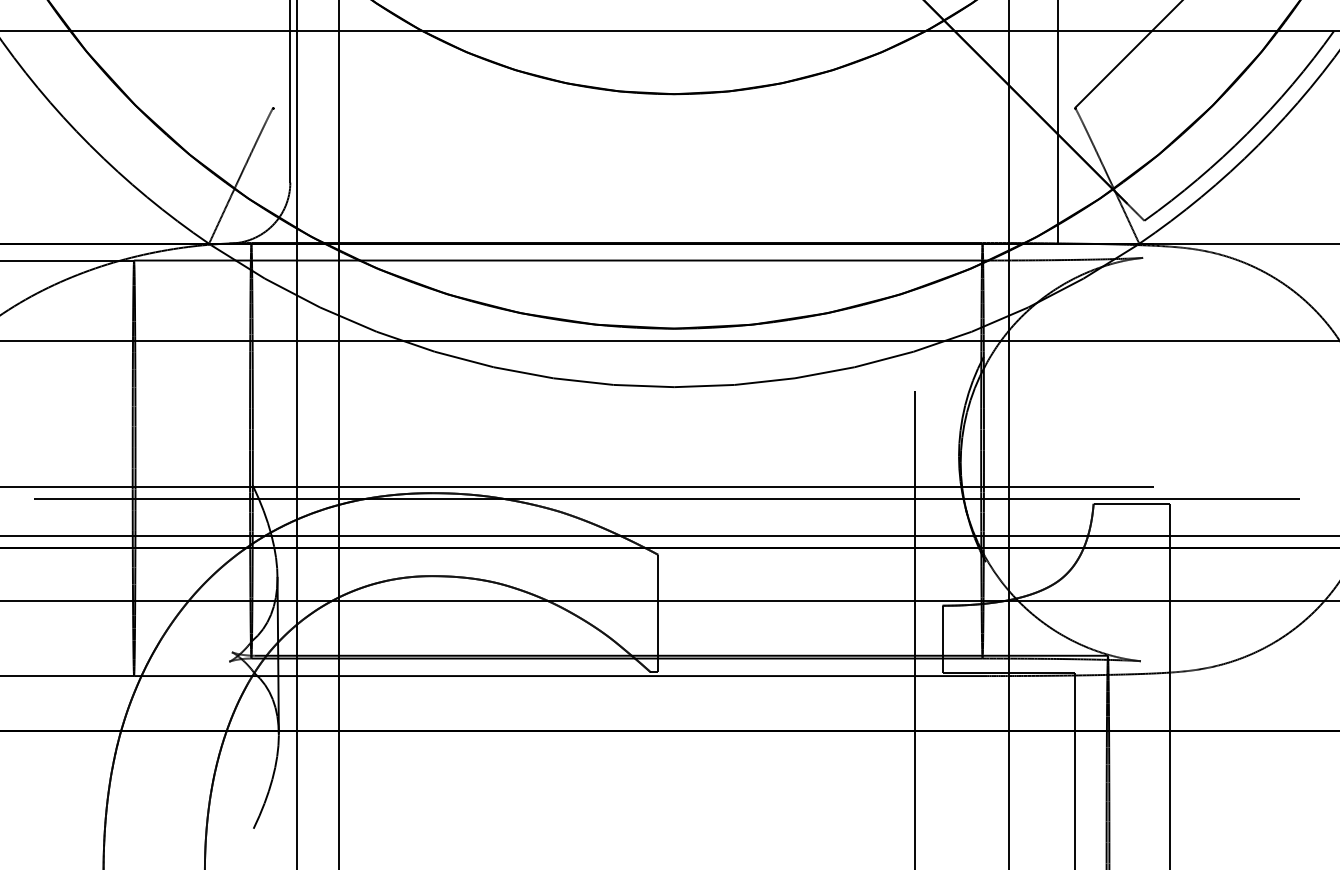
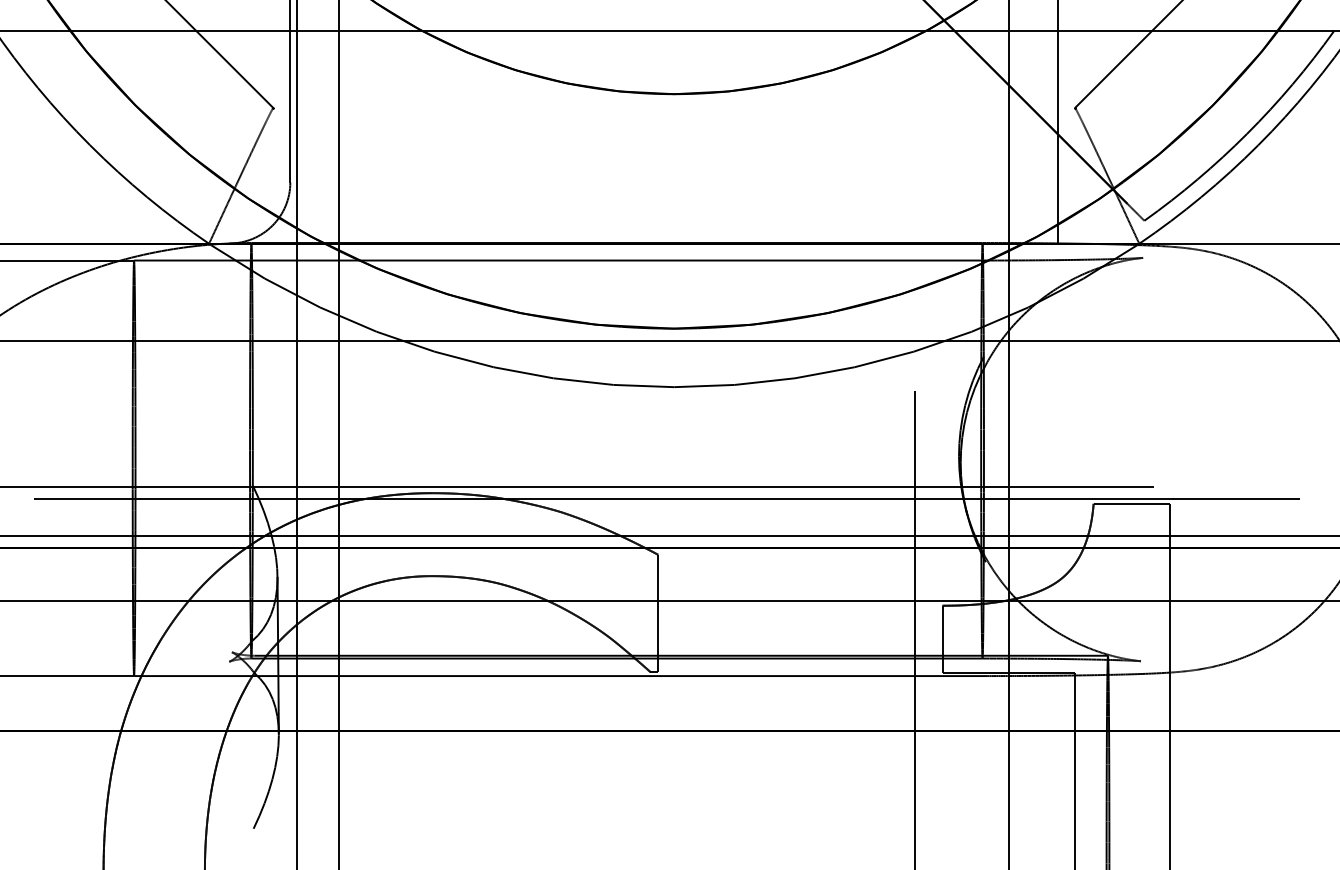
line: none -> present (220, 55)
